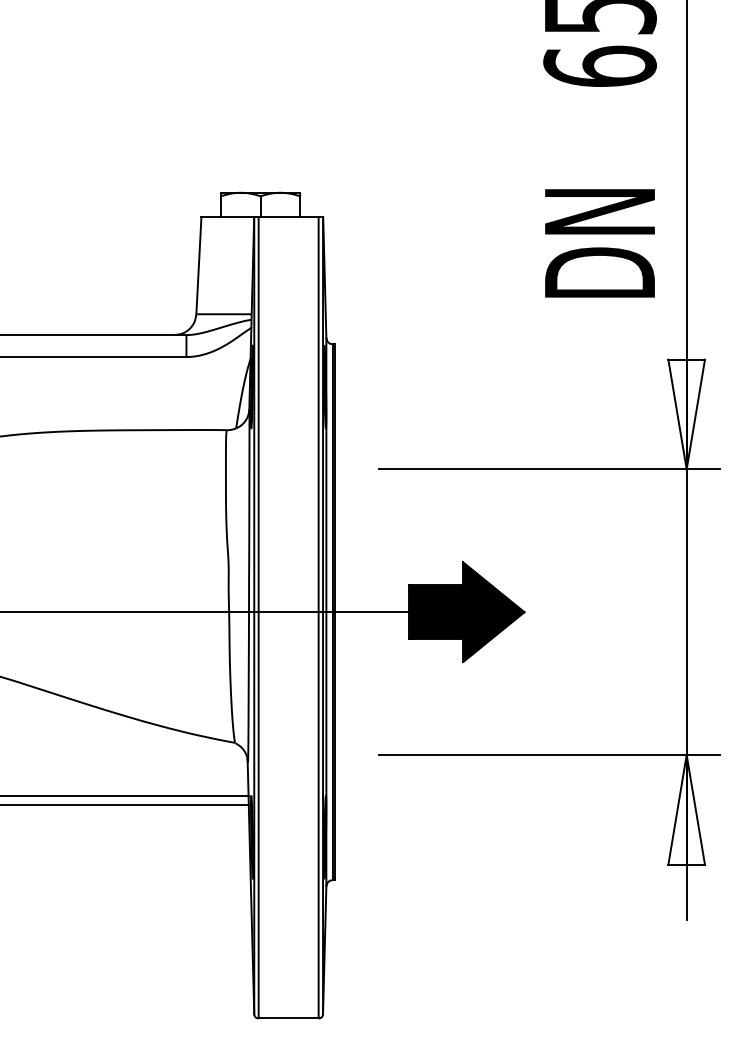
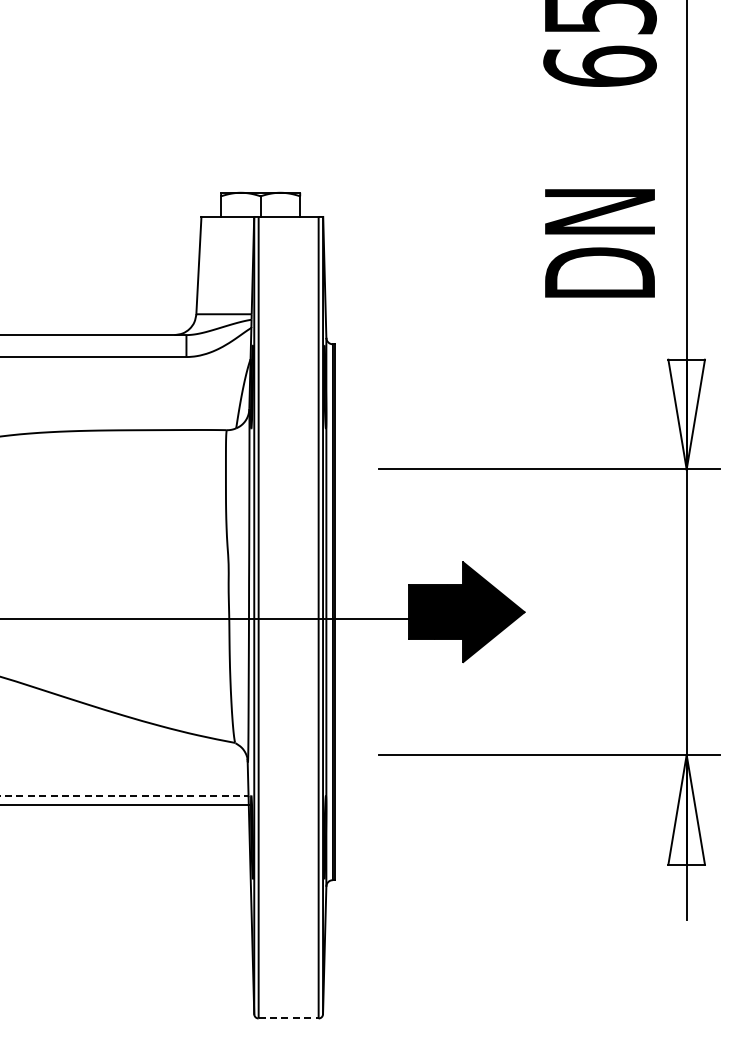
line position: (214, 612) -> (214, 619) (214, 619)
line: solid -> dashed (124, 796)
line: solid -> dashed (288, 1018)
